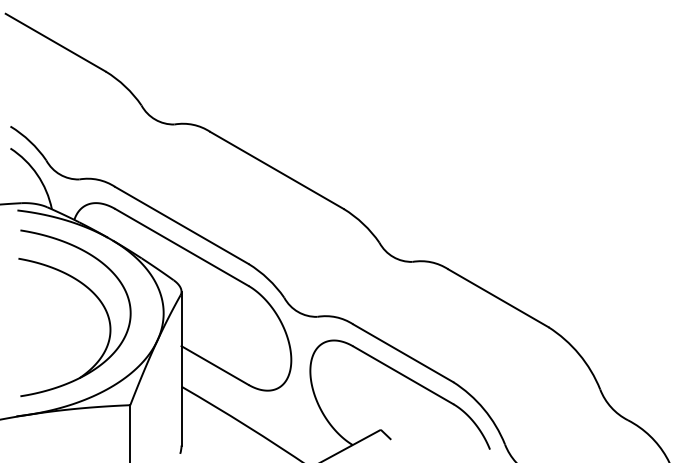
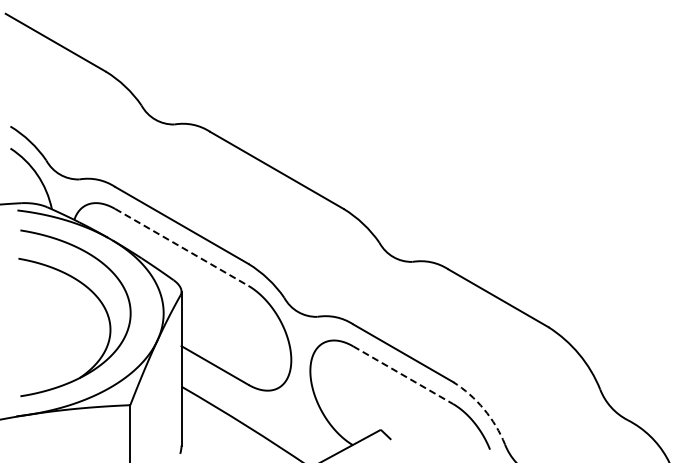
line: solid -> dashed (181, 247)
line: solid -> dashed (403, 375)
arc: solid -> dashed (484, 409)
